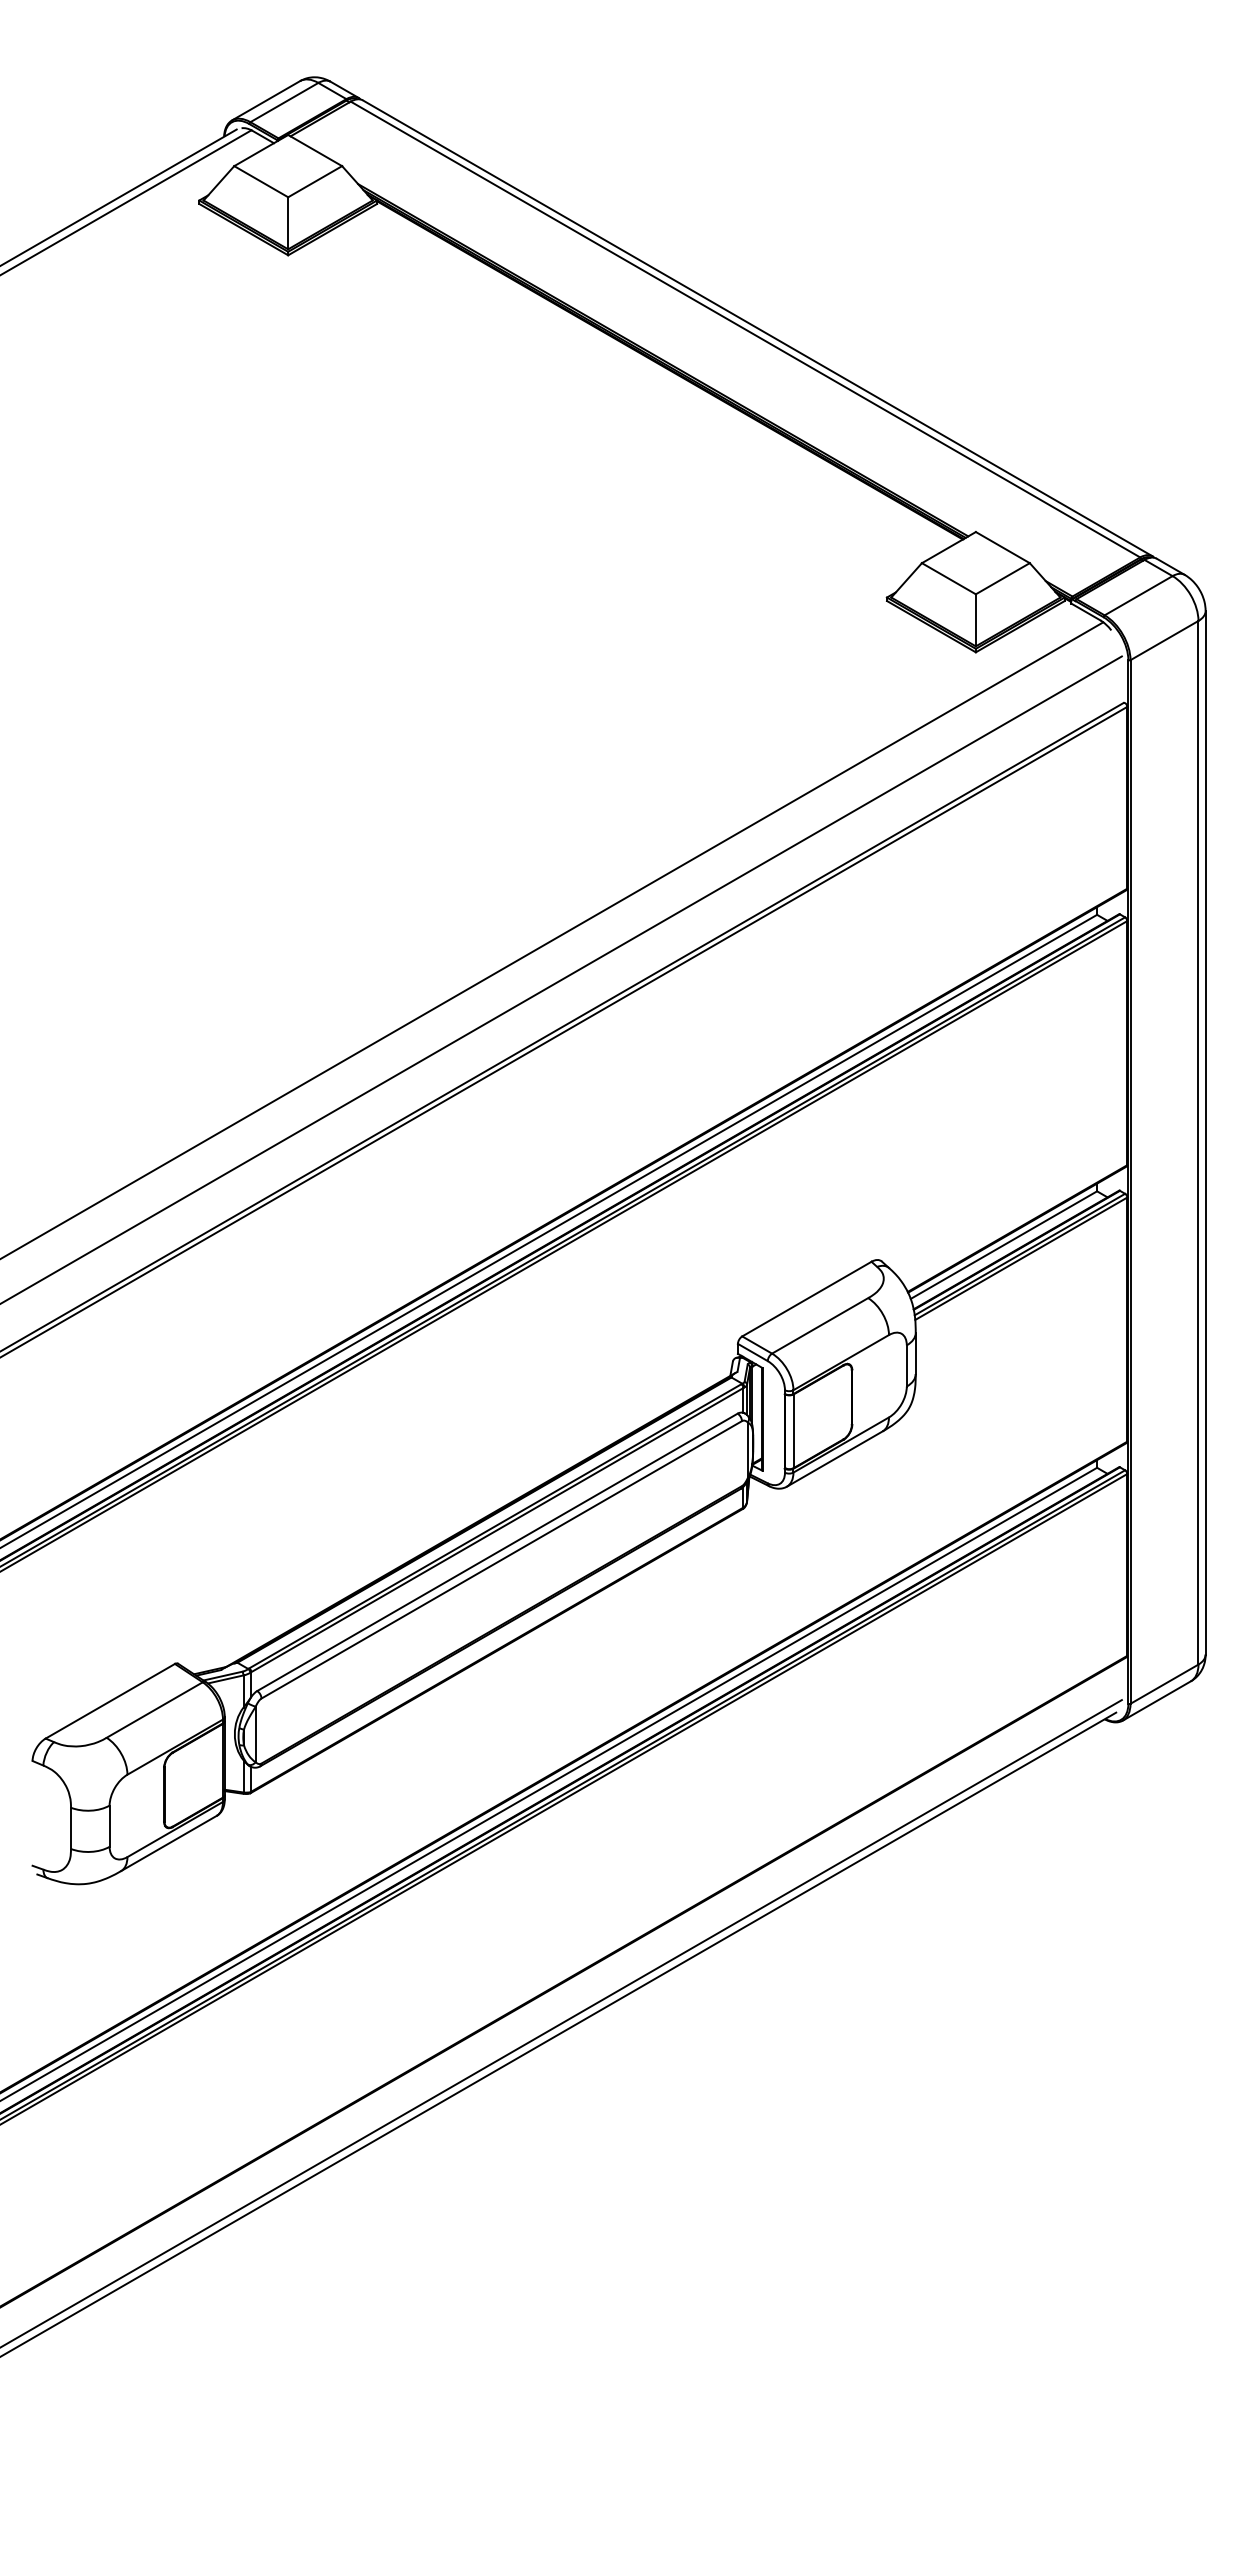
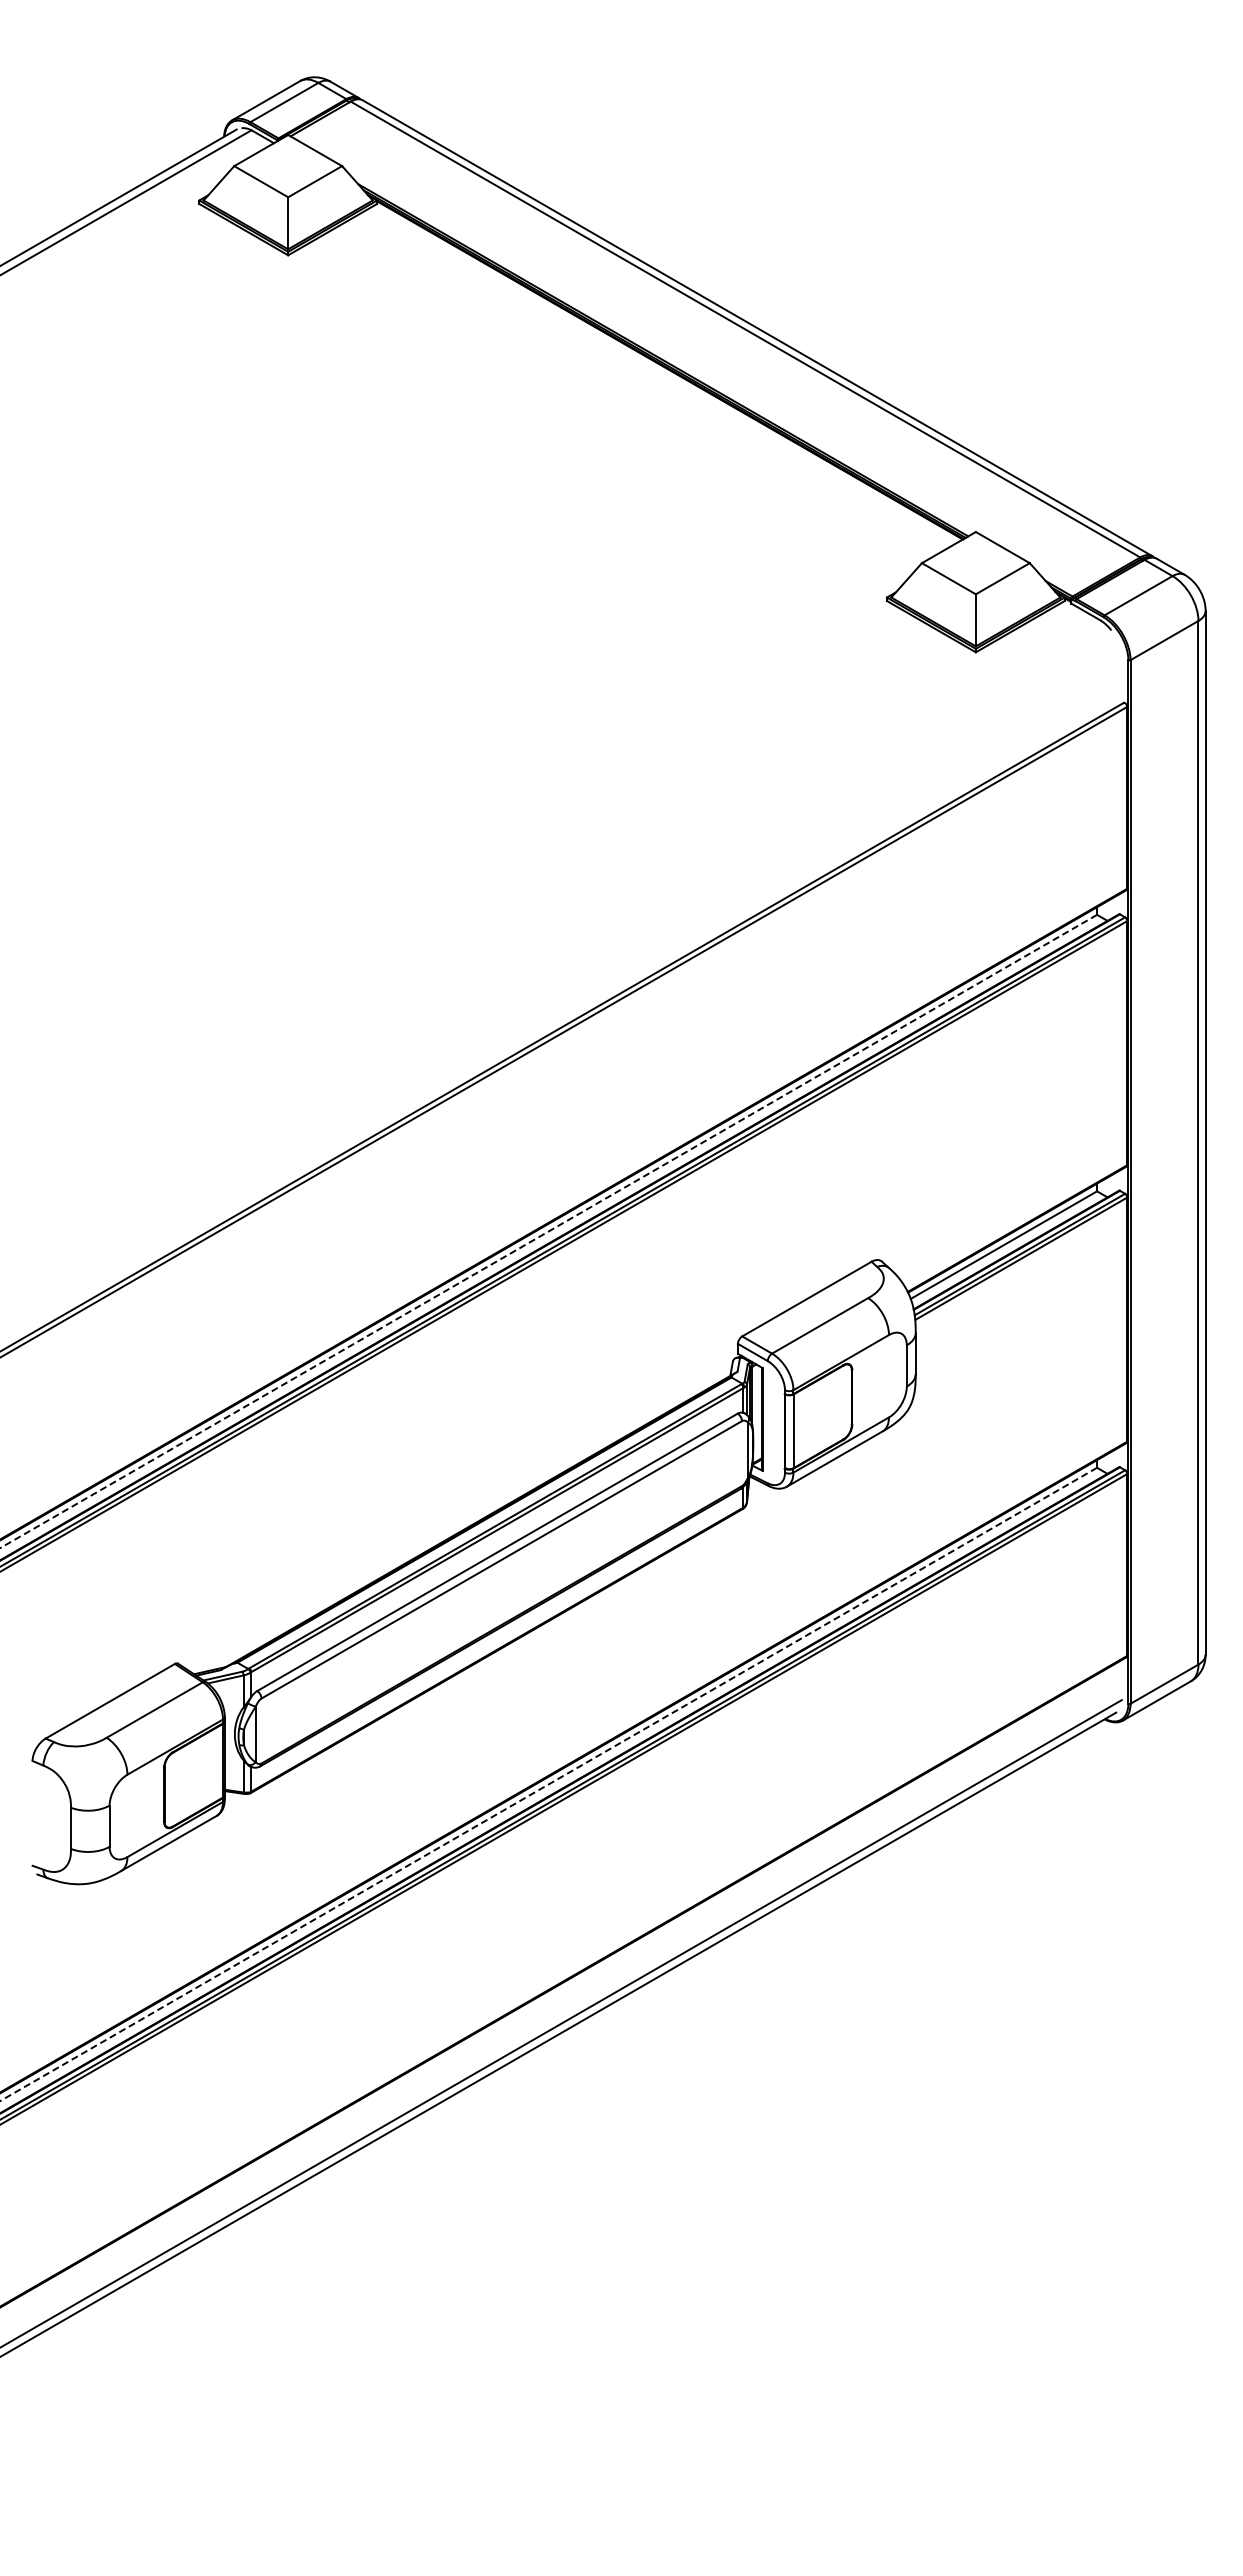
line: present -> none (552, 939)
line: present -> none (561, 979)
line: solid -> dashed (548, 1231)
line: solid -> dashed (548, 1784)
